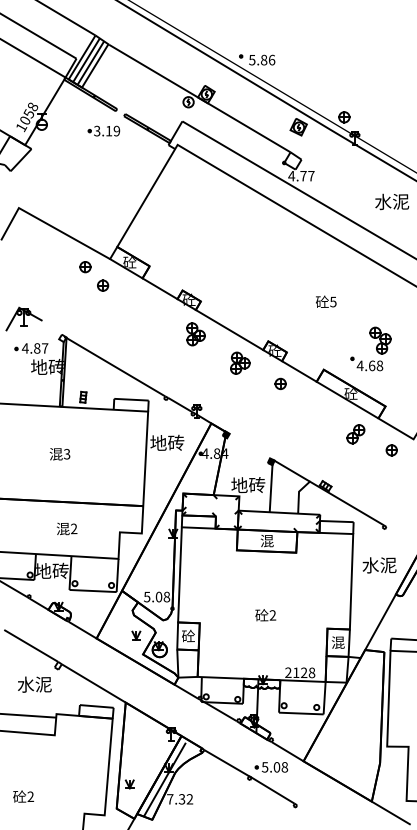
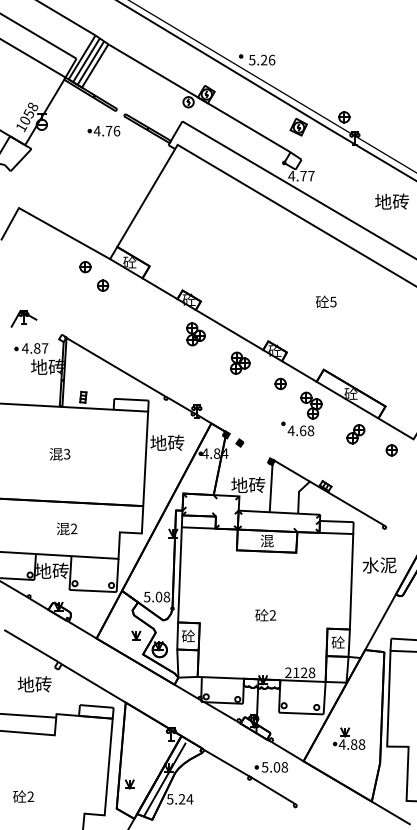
text: 5.86 -> 5.26 (264, 59)
text: 3.19 -> 4.76 (106, 130)
text: 水泥 -> 地砖 (392, 201)
part size: 38x26 px -> 28x19 px (23, 318)
part position: (370, 348) -> (301, 413) (301, 413)
part: none -> present (239, 442)
text: 混 -> 砼 (337, 642)
text: 水泥 -> 地砖 (34, 684)
part: none -> present (349, 738)
text: 7.32 -> 5.24 (180, 799)
